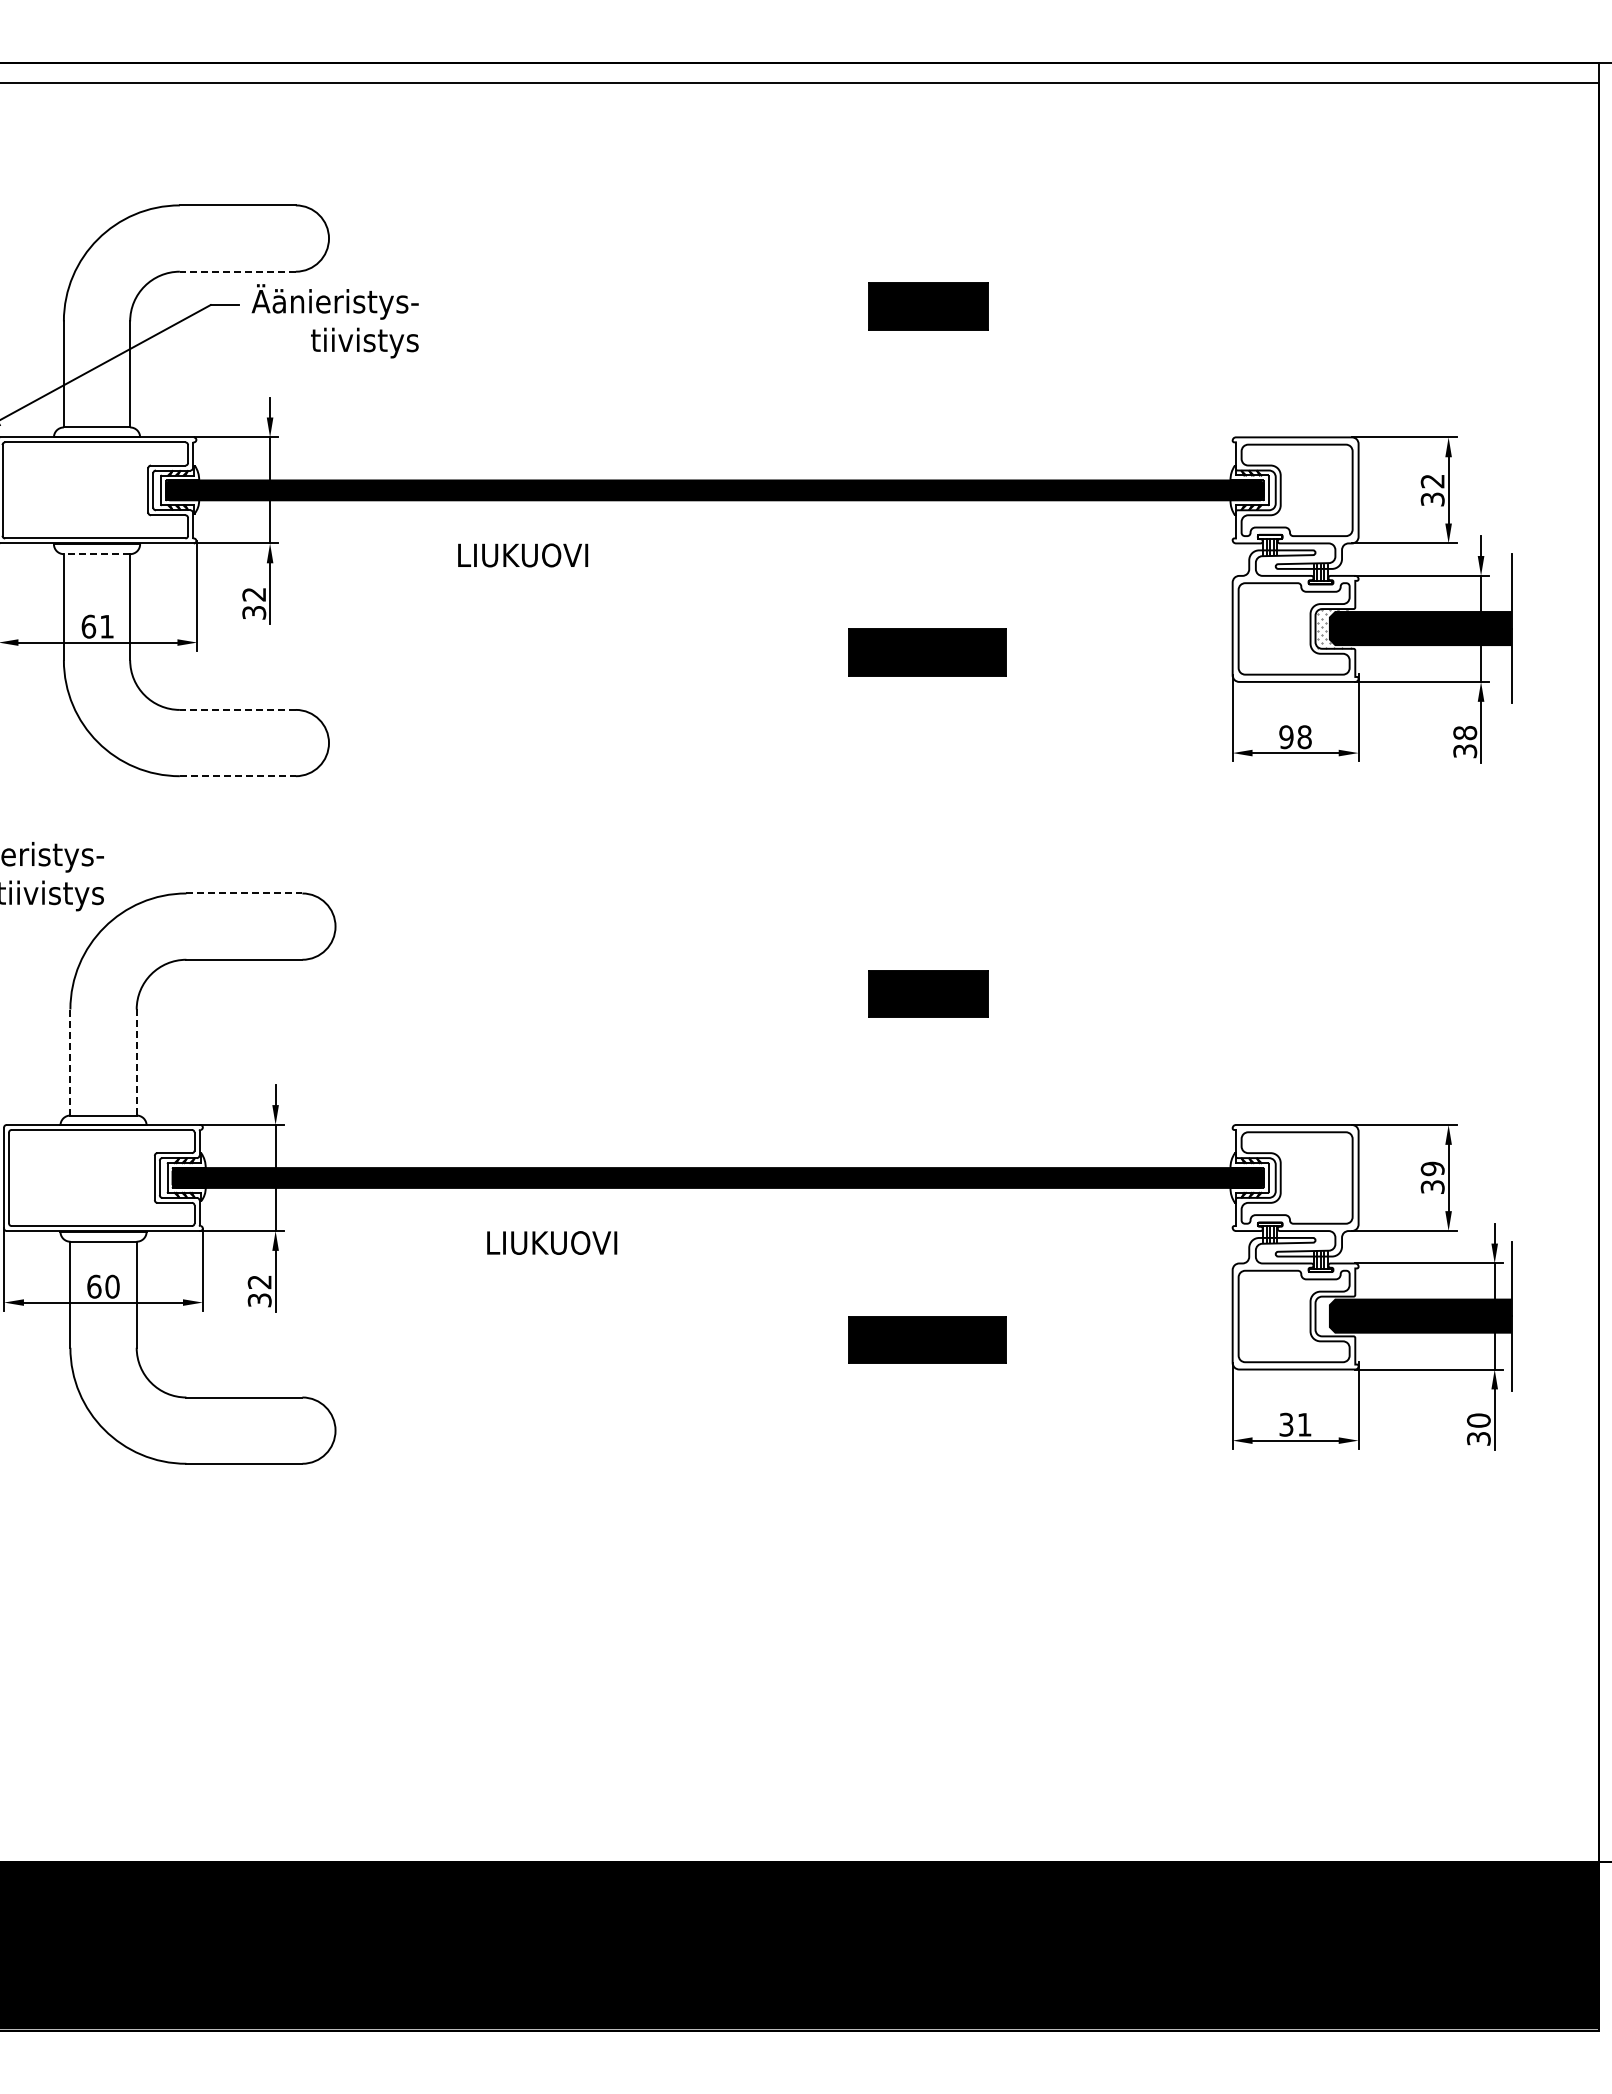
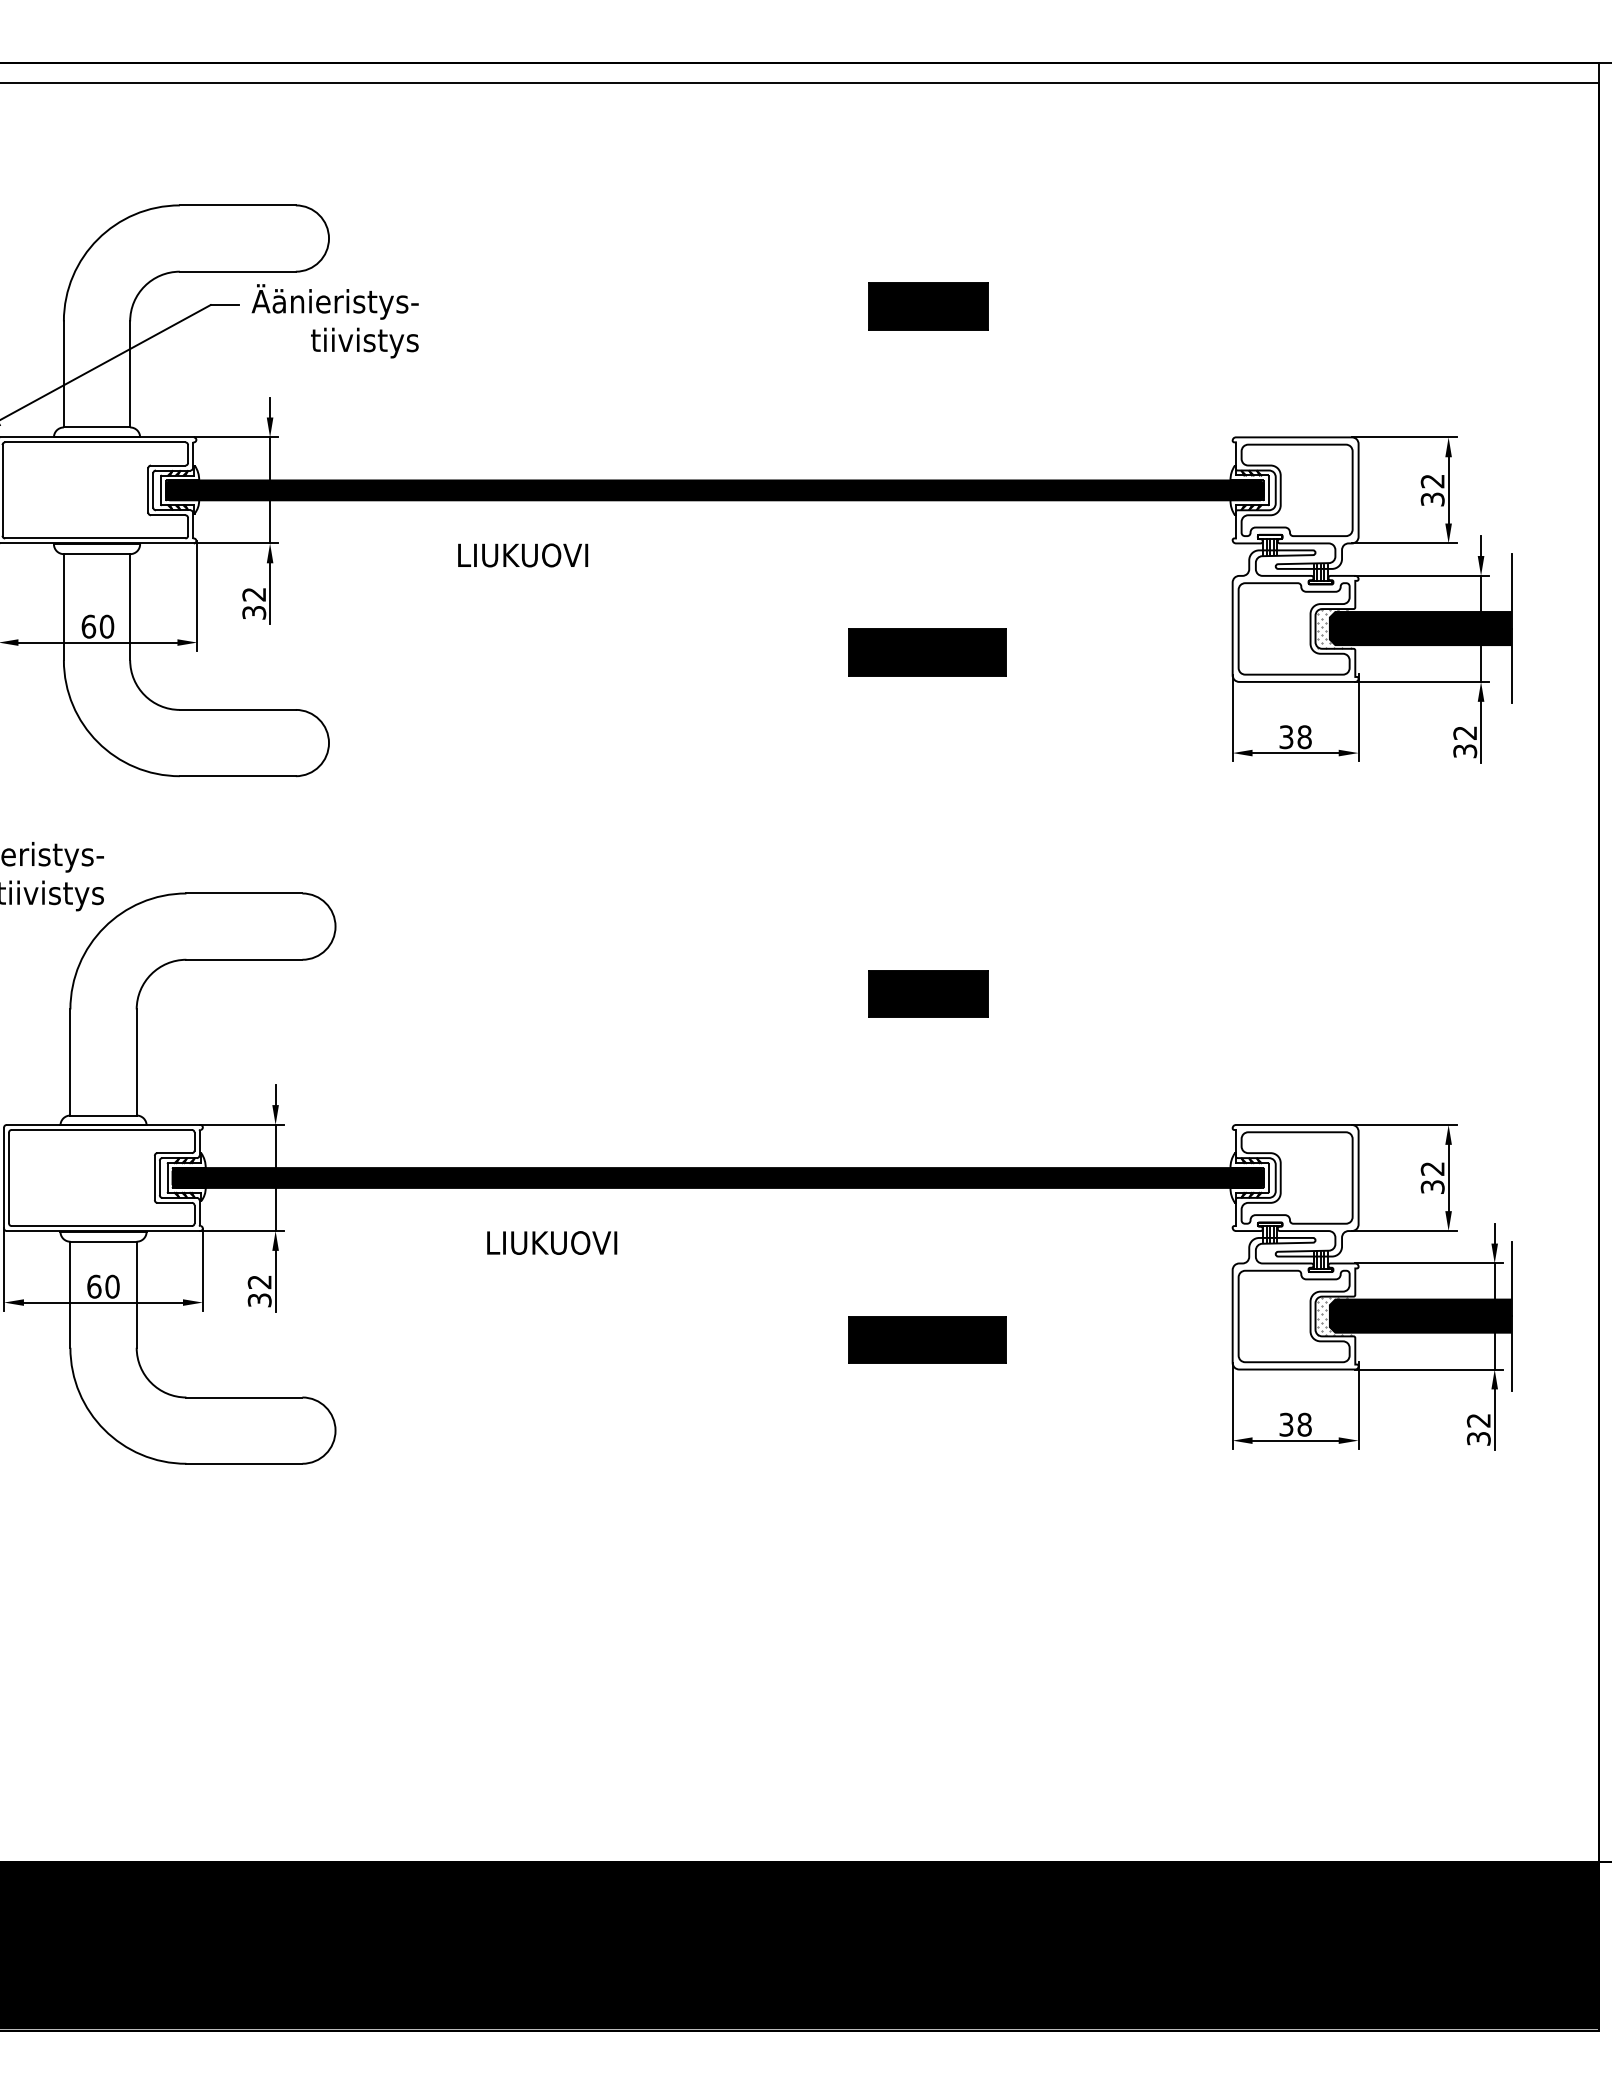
line: dashed -> solid (237, 271)
line: dashed -> solid (96, 554)
text: 61 -> 60 (106, 626)
line: dashed -> solid (237, 709)
text: 38 -> 32 (1465, 733)
text: 98 -> 38 (1286, 736)
line: dashed -> solid (237, 776)
line: dashed -> solid (244, 893)
line: dashed -> solid (70, 1062)
line: dashed -> solid (136, 1063)
text: 39 -> 32 (1432, 1168)
hatch: none -> present (1333, 1316)
text: 30 -> 32 (1478, 1420)
text: 31 -> 38 (1304, 1424)
